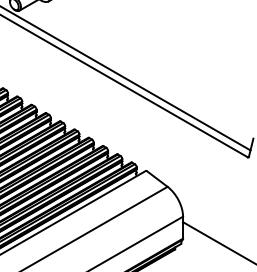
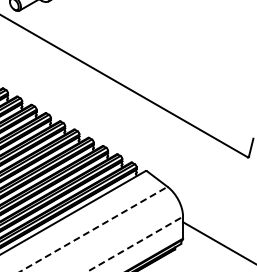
line: present -> none (126, 78)
line: solid -> dashed (94, 229)
line: solid -> dashed (135, 244)
